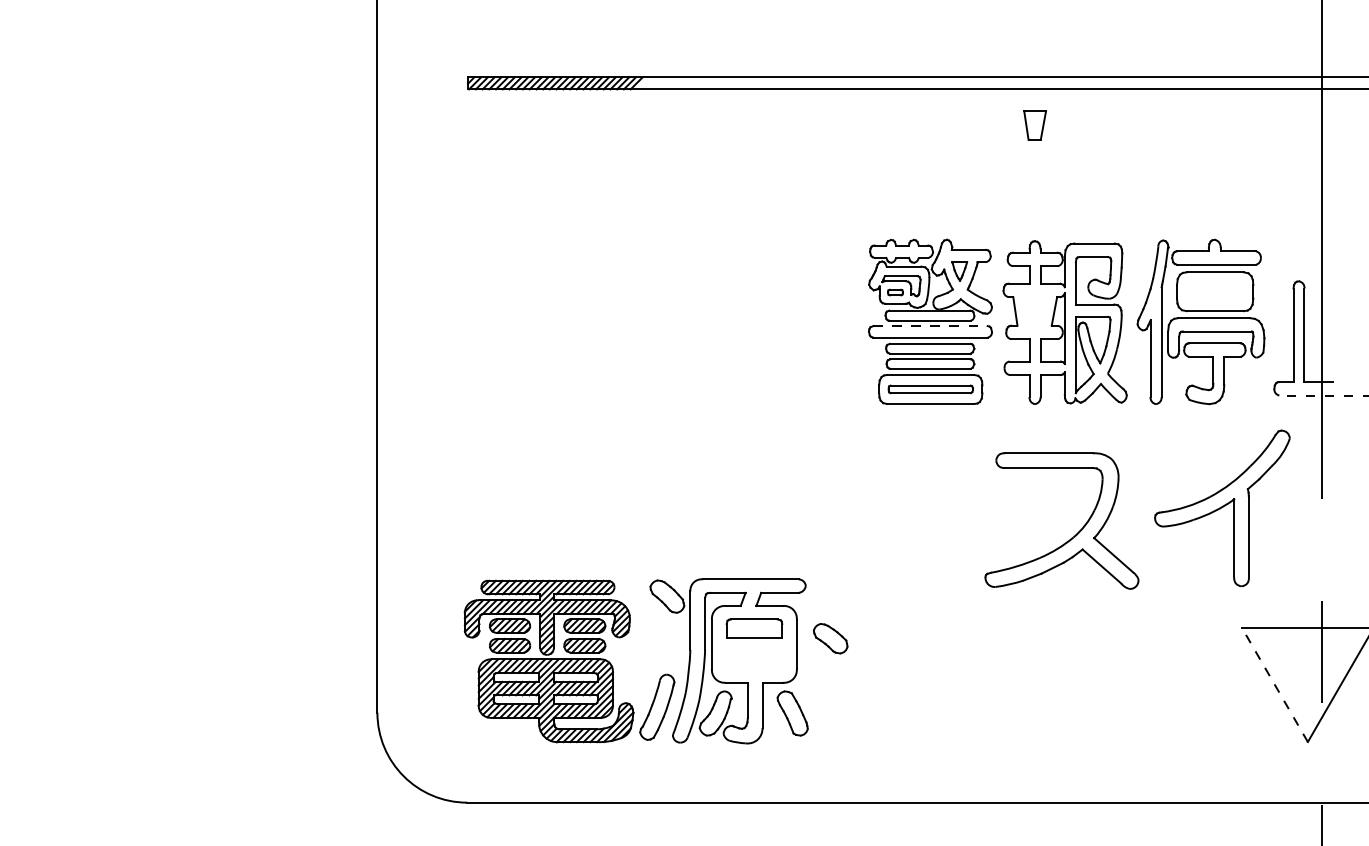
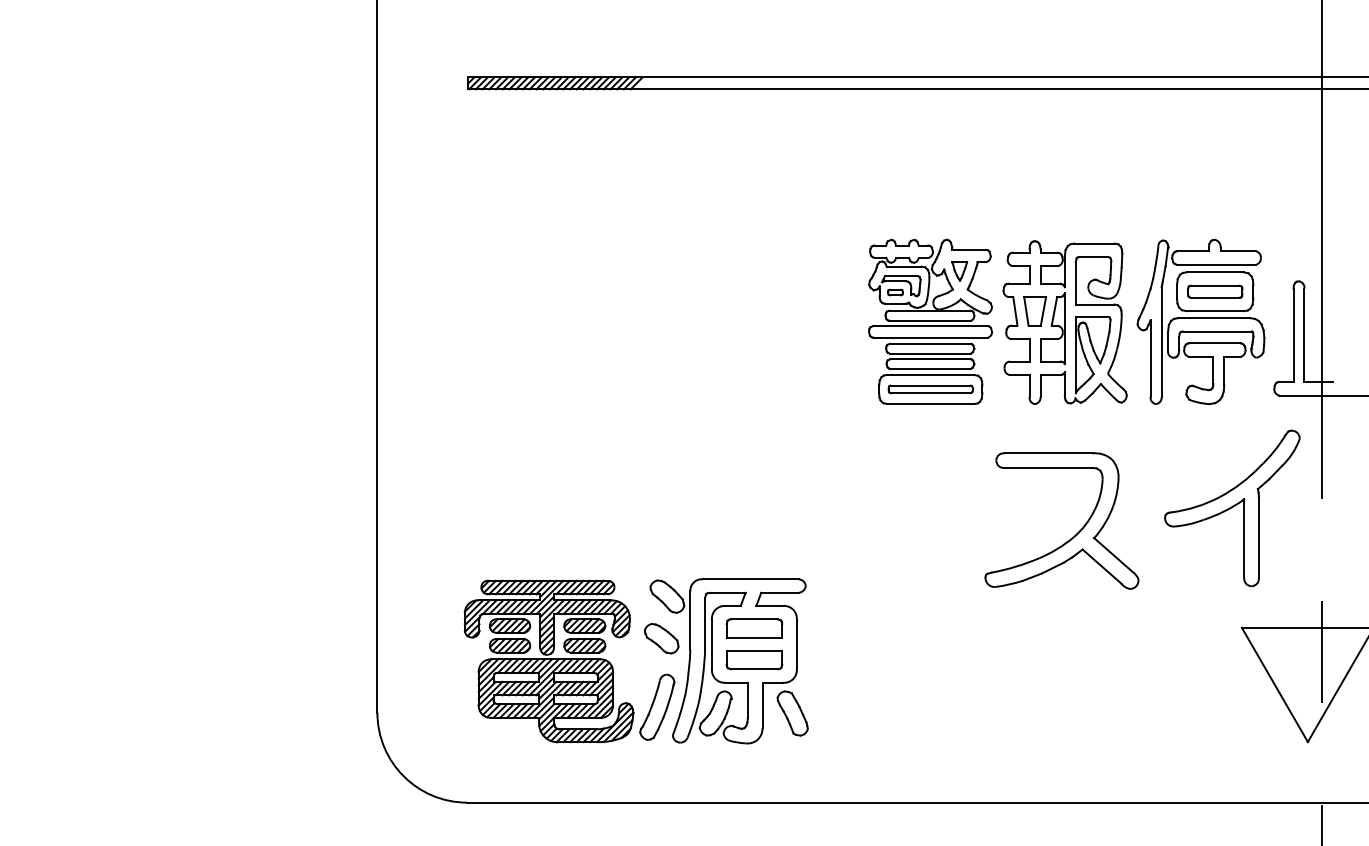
part position: (1034, 125) -> (1034, 311) (1034, 311)
part: none -> present (1215, 291)
line: dashed -> solid (931, 326)
line: dashed -> solid (1323, 395)
part position: (1222, 508) -> (1232, 508) (1232, 508)
part position: (830, 638) -> (661, 638) (661, 638)
part: none -> present (754, 660)
line: dashed -> solid (1274, 684)
